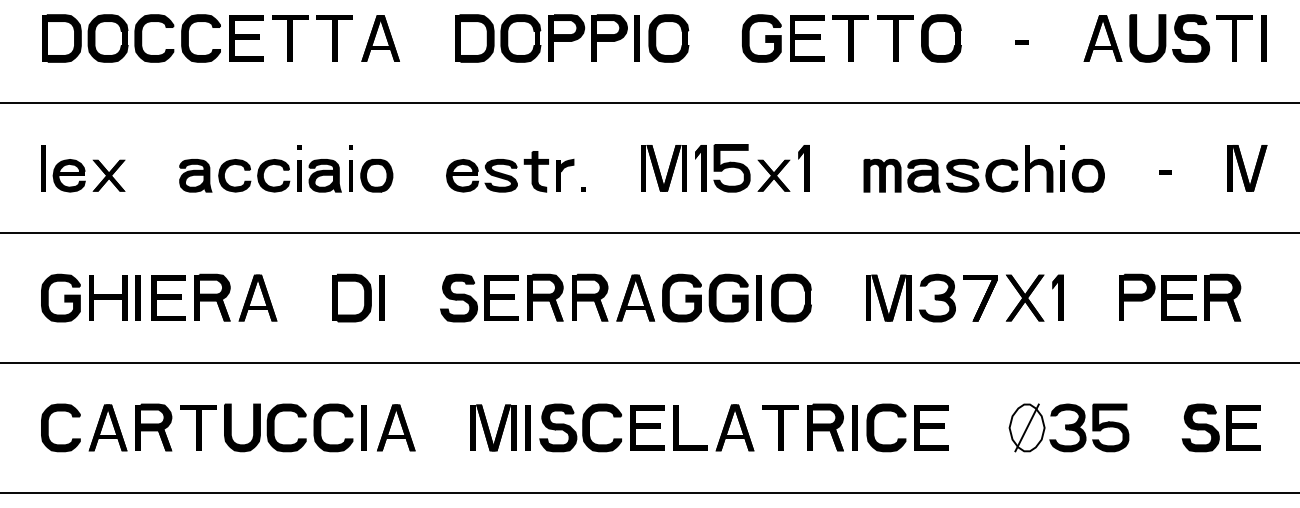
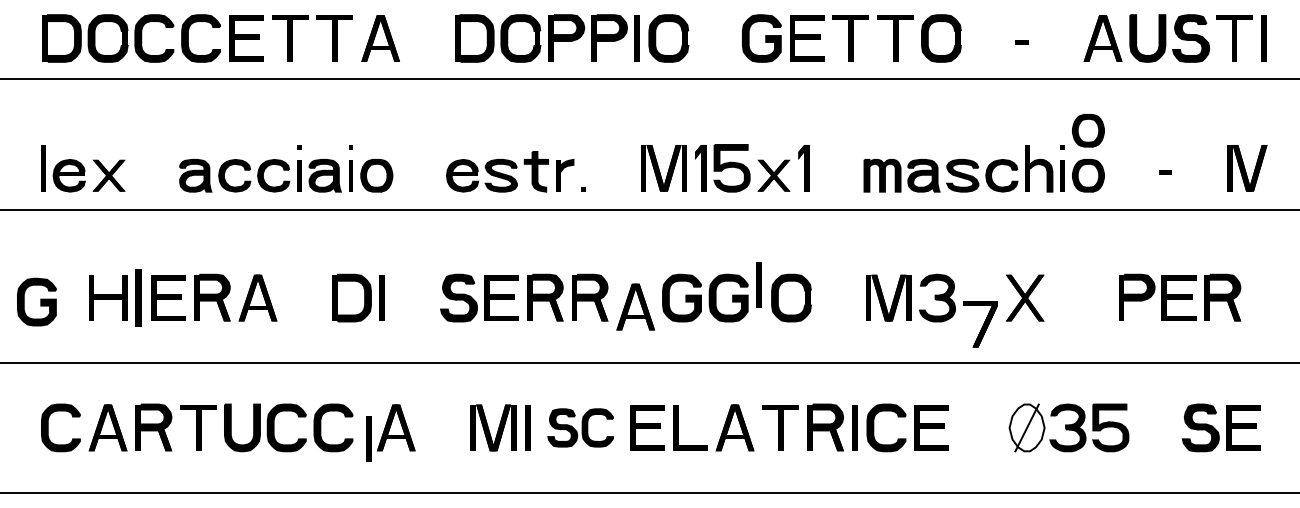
line position: (649, 103) -> (649, 79) (649, 79)
part: none -> present (1088, 130)
line position: (649, 233) -> (649, 210) (649, 210)
part position: (60, 297) -> (36, 301) (36, 301)
part size: 6x46 px -> 7x58 px (138, 297)
part position: (635, 297) -> (635, 306) (635, 306)
part position: (758, 297) -> (758, 284) (758, 284)
part: present -> none (1057, 297)
part position: (980, 298) -> (980, 324) (980, 324)
part position: (363, 427) -> (368, 438) (368, 438)
part size: 83x50 px -> 67x40 px (580, 427)
